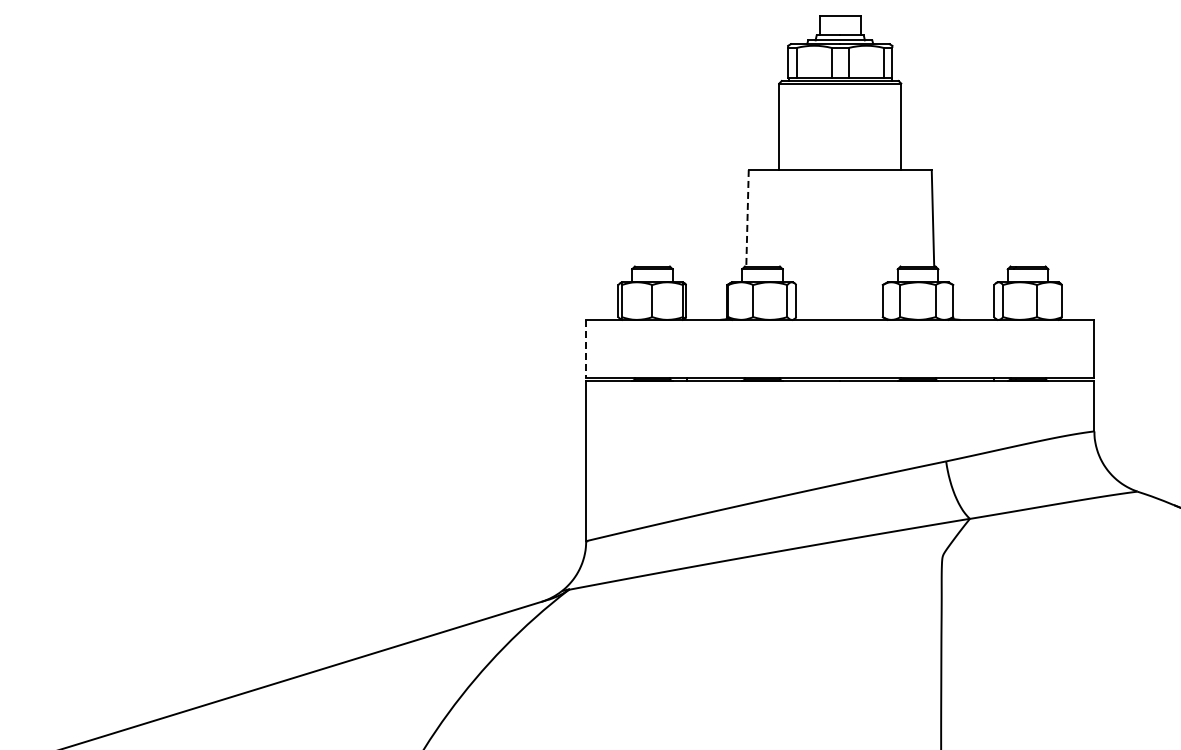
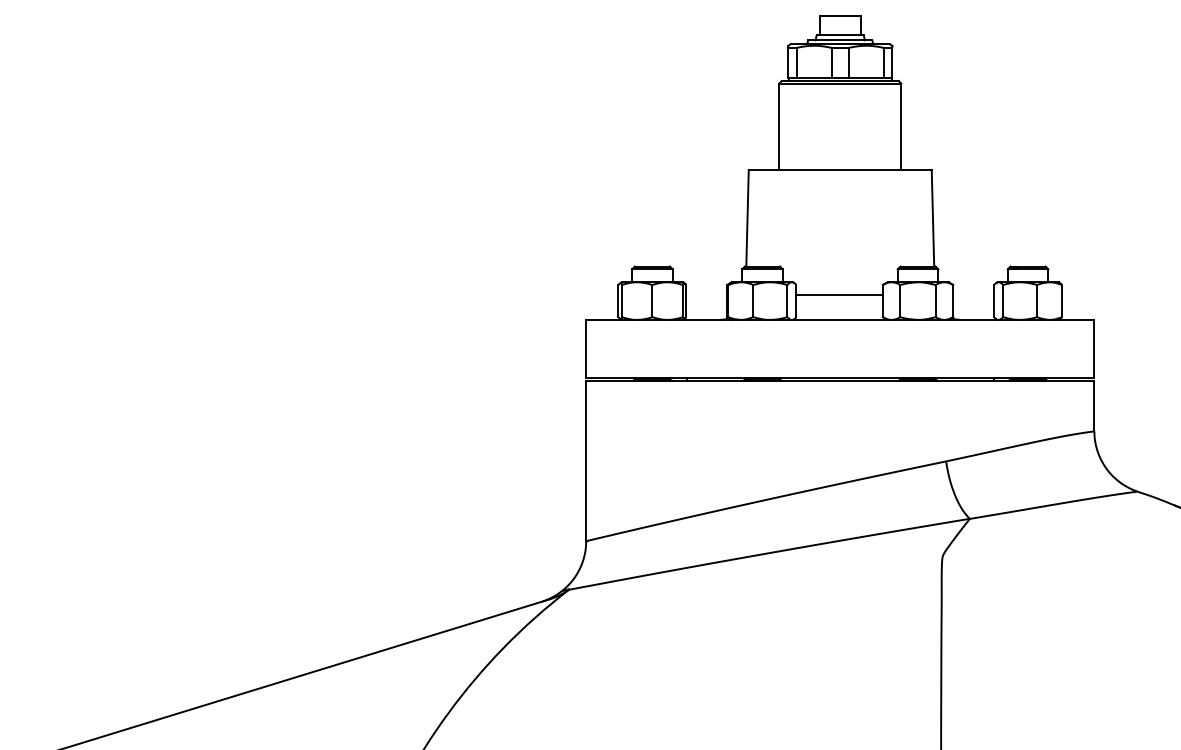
line: dashed -> solid (747, 218)
line: none -> present (839, 295)
line: dashed -> solid (586, 349)
